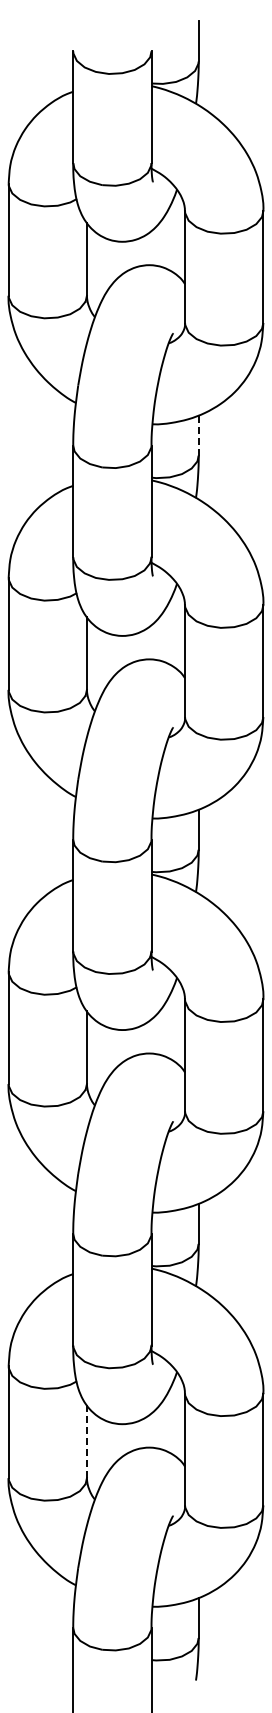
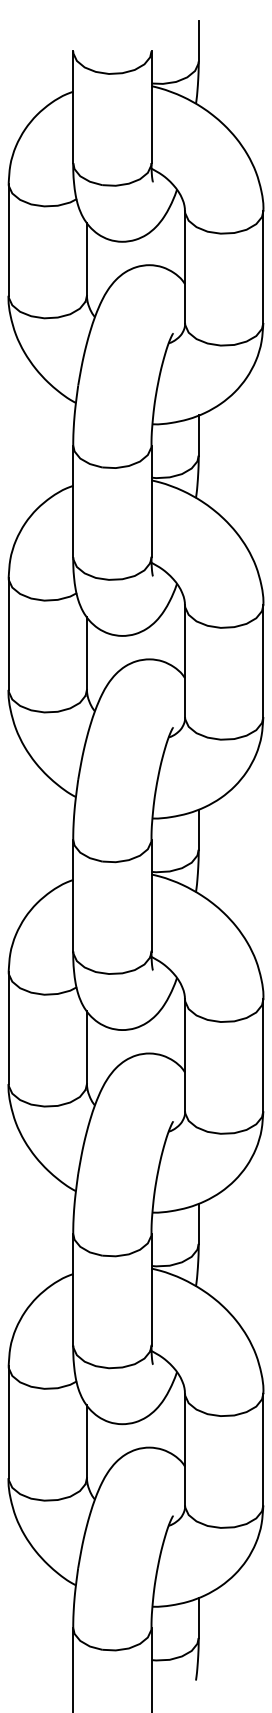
line: dashed -> solid (198, 434)
line: dashed -> solid (86, 1441)
